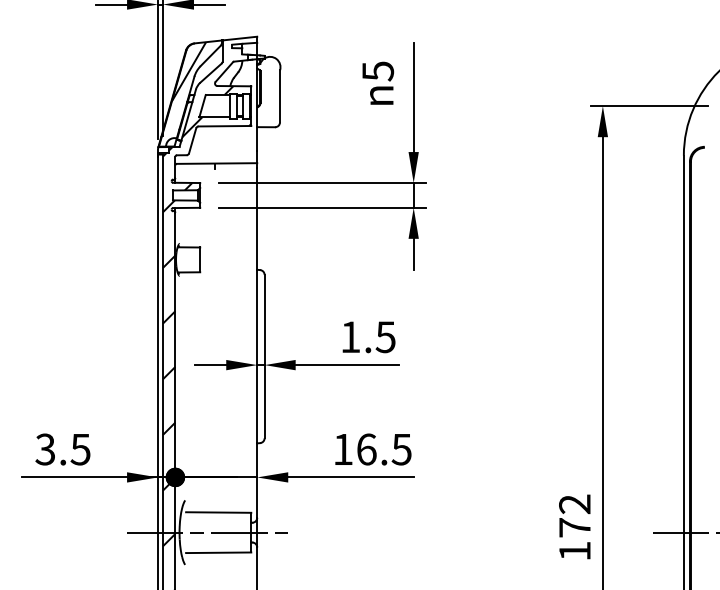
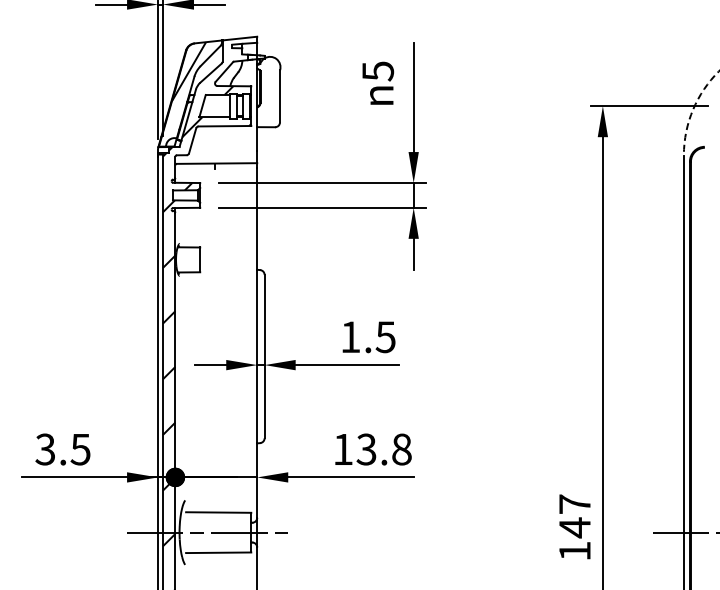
arc: solid -> dashed (693, 109)
text: 16.5 -> 13.8 (383, 449)
text: 172 -> 147 (574, 516)
